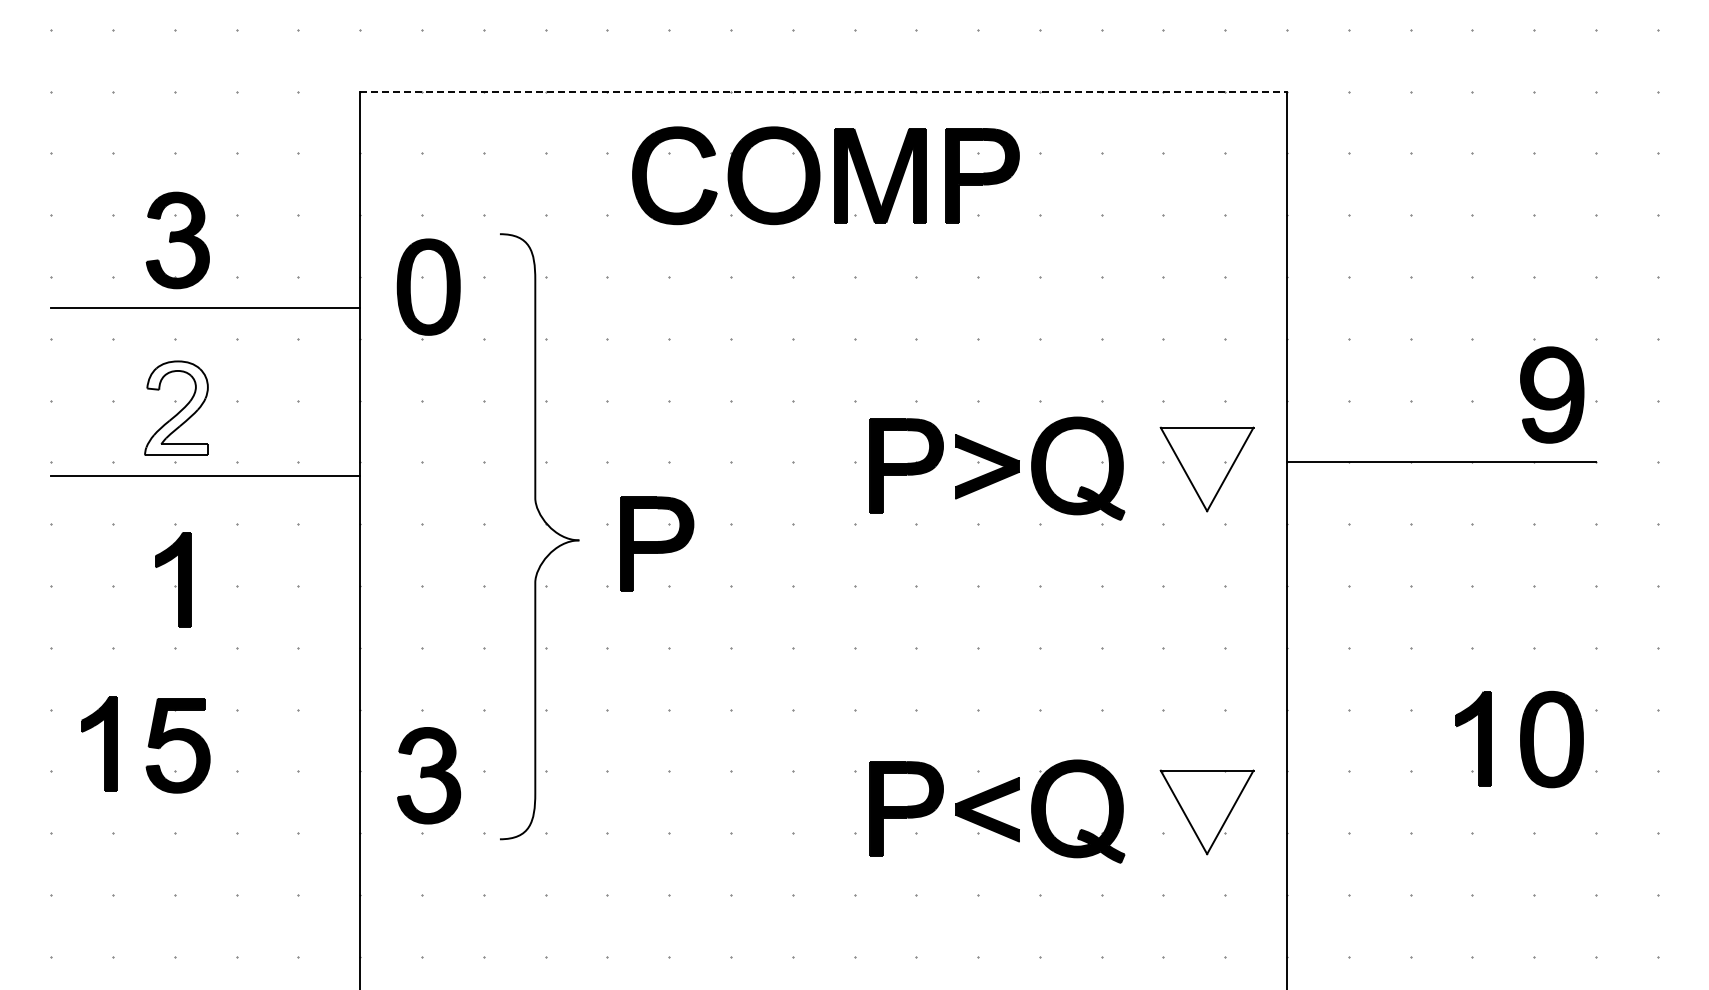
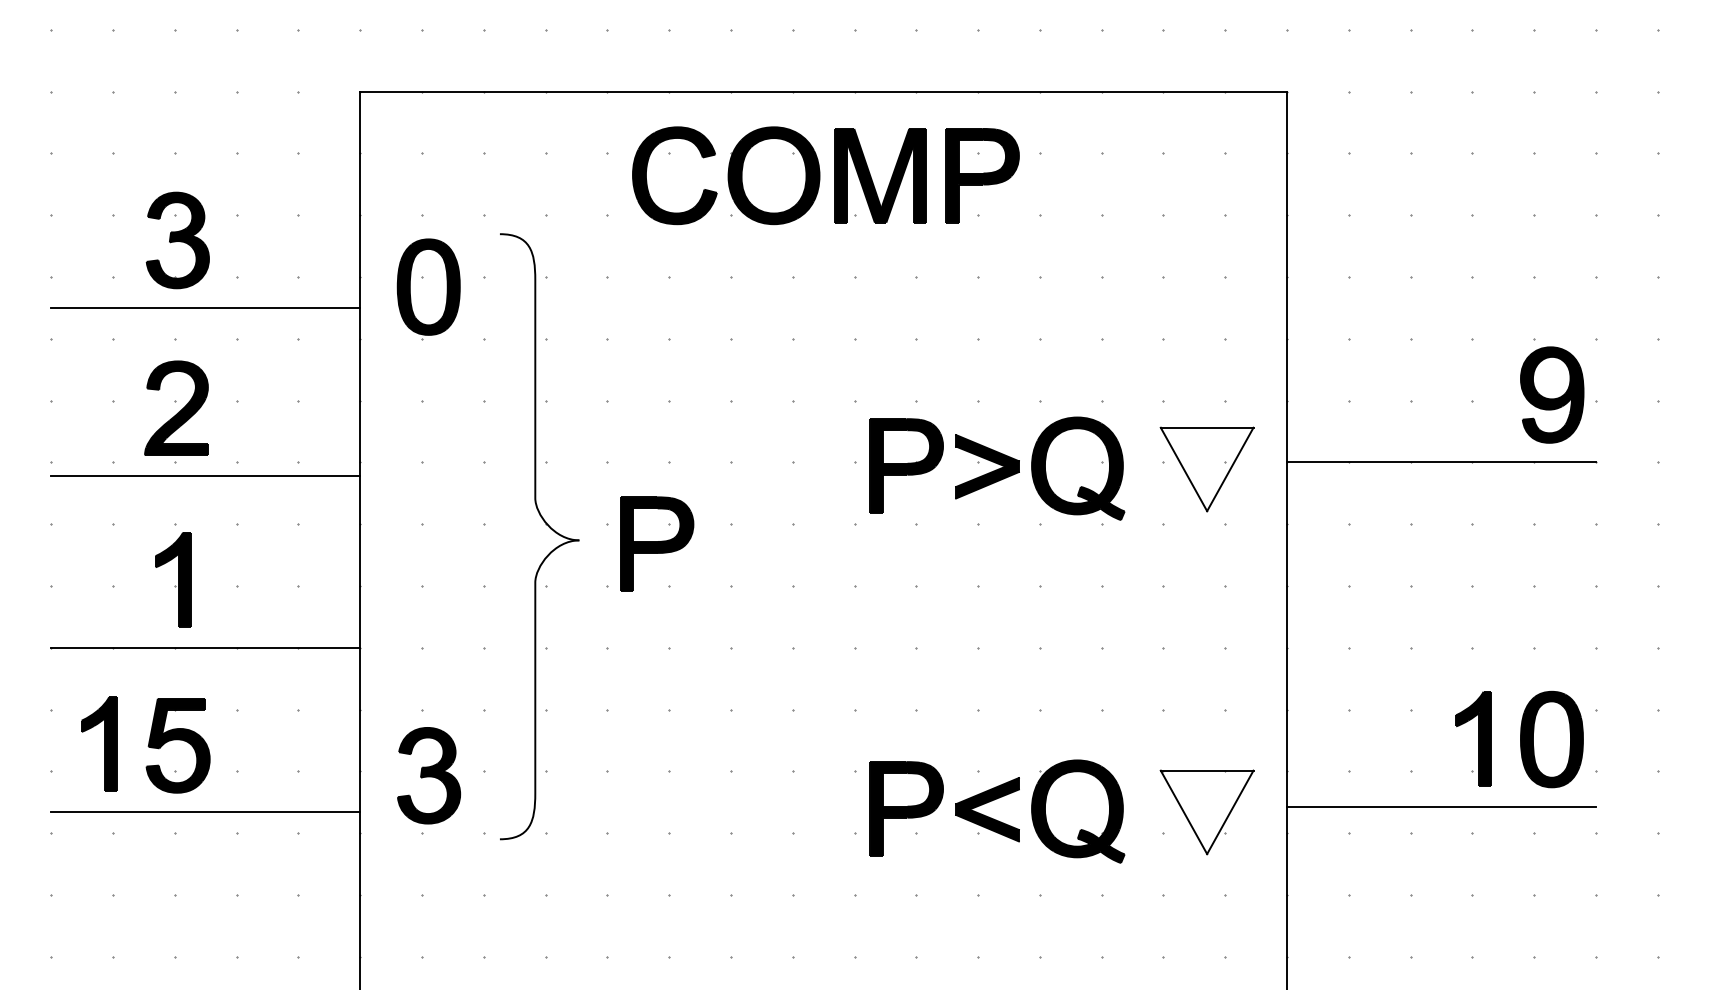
line: dashed -> solid (824, 91)
fill: none -> present (176, 408)
line: none -> present (205, 647)
line: none -> present (1440, 806)
line: none -> present (205, 812)
